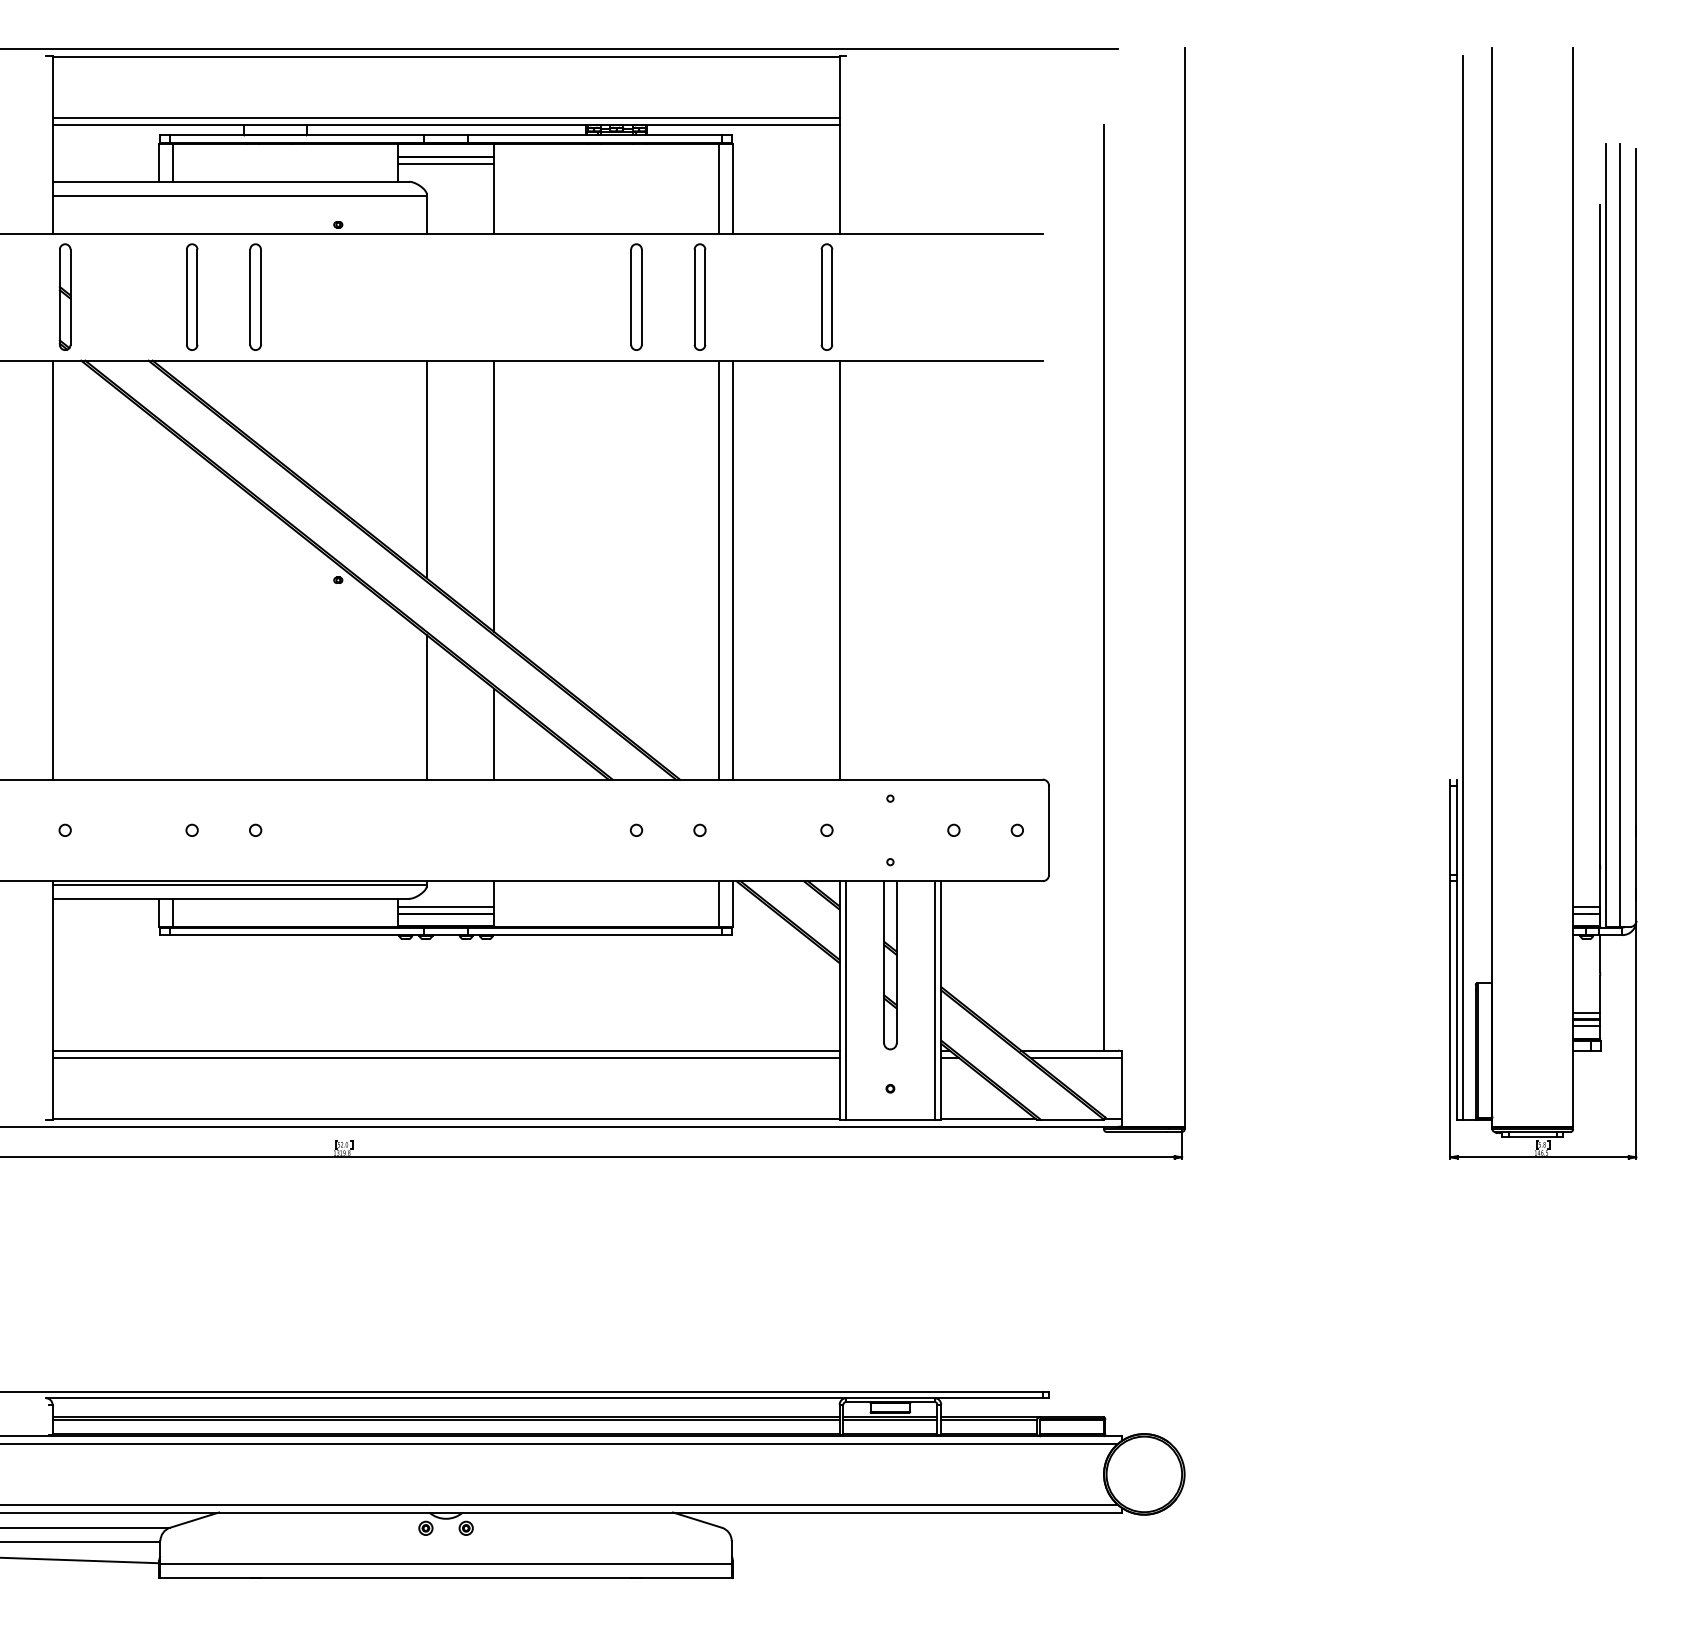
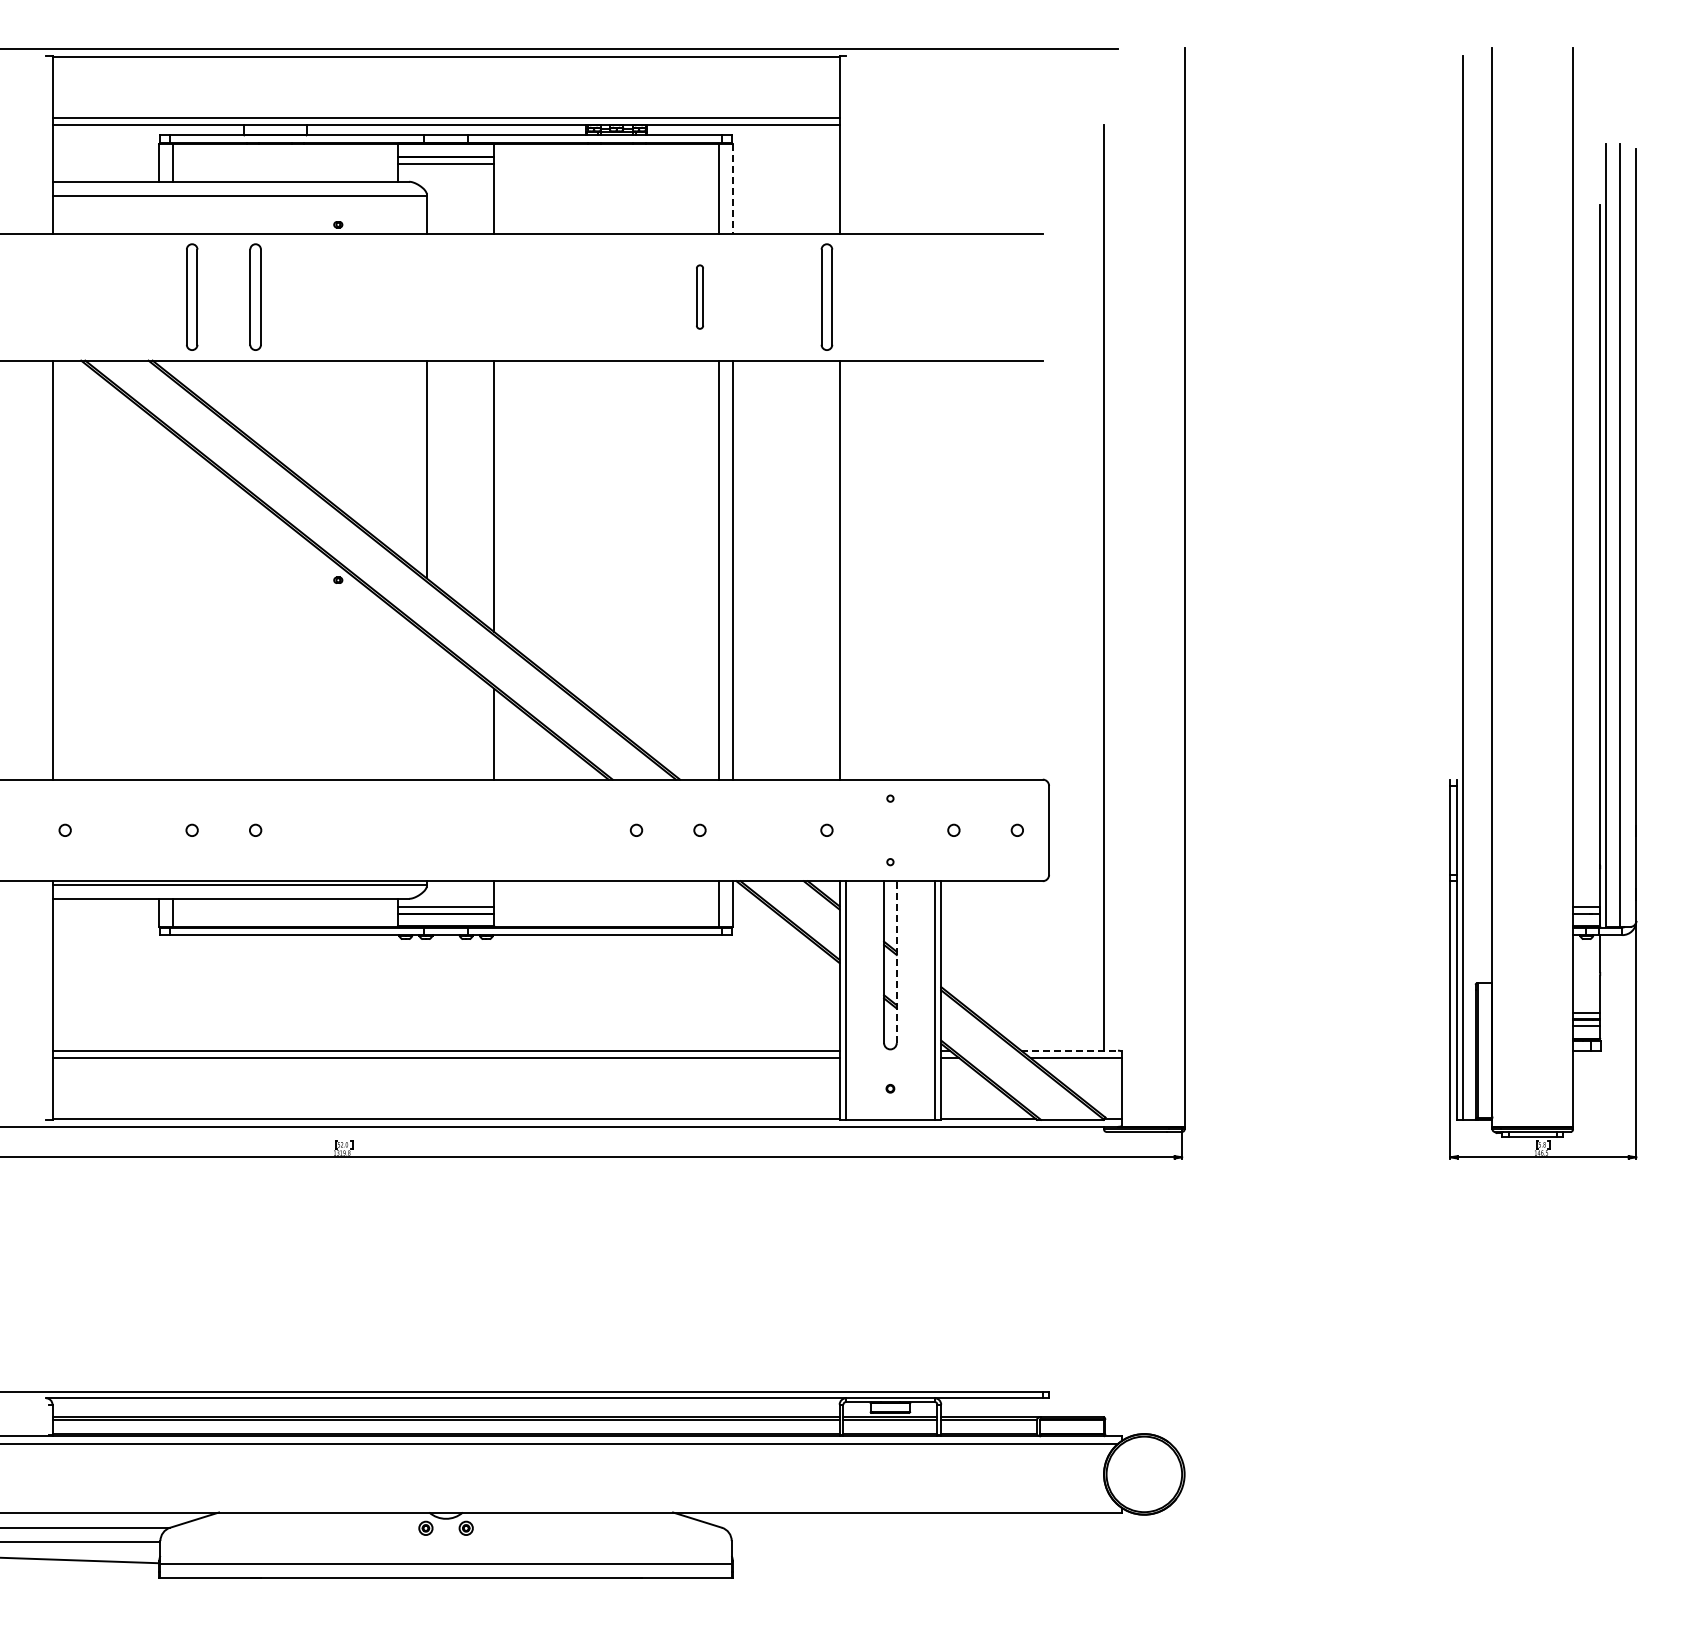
line: solid -> dashed (732, 189)
part: present -> none (64, 296)
part: present -> none (636, 296)
part size: 14x108 px -> 8x66 px (699, 296)
line: present -> none (426, 707)
line: solid -> dashed (896, 962)
line: solid -> dashed (1070, 1050)
line: present -> none (559, 1504)
